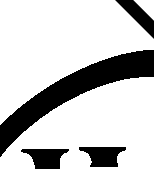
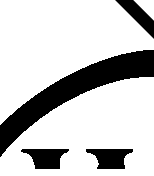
part position: (102, 156) -> (109, 158) (109, 158)
